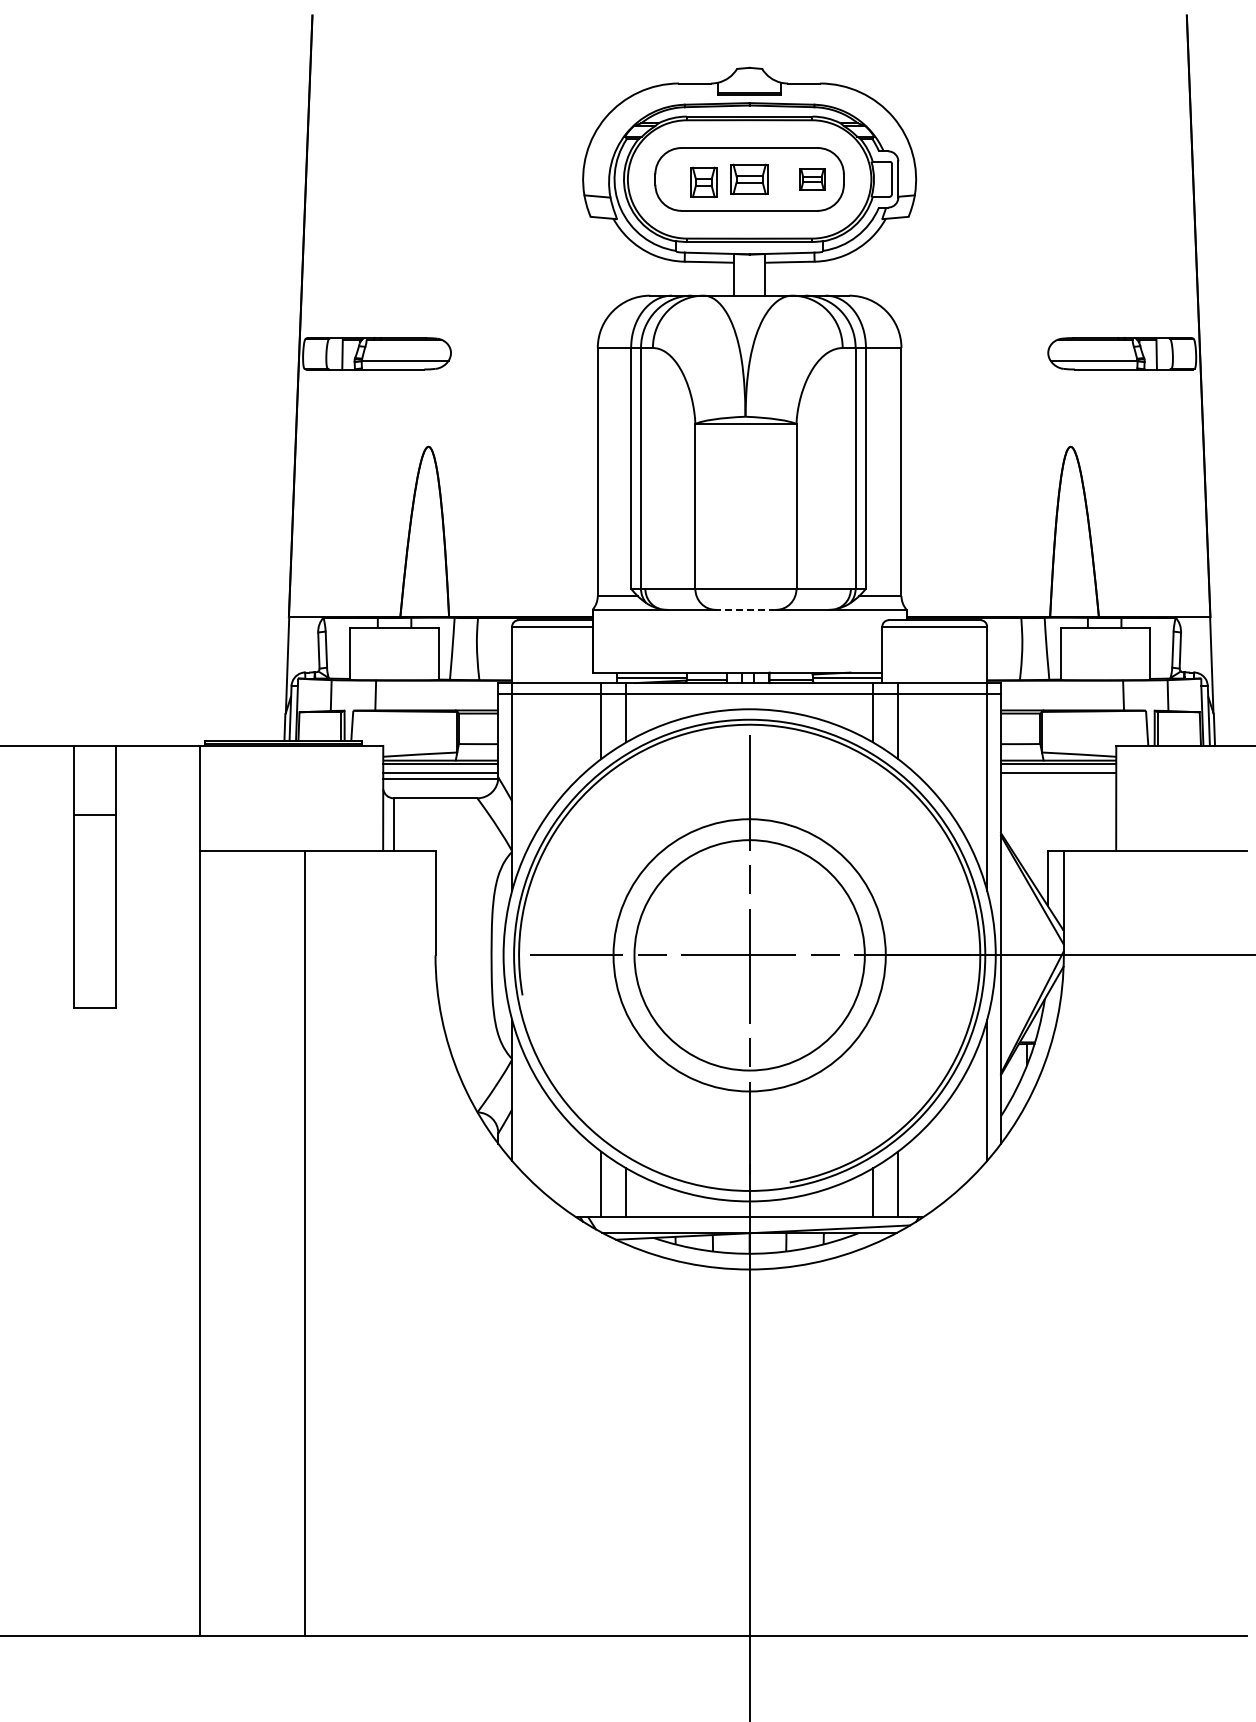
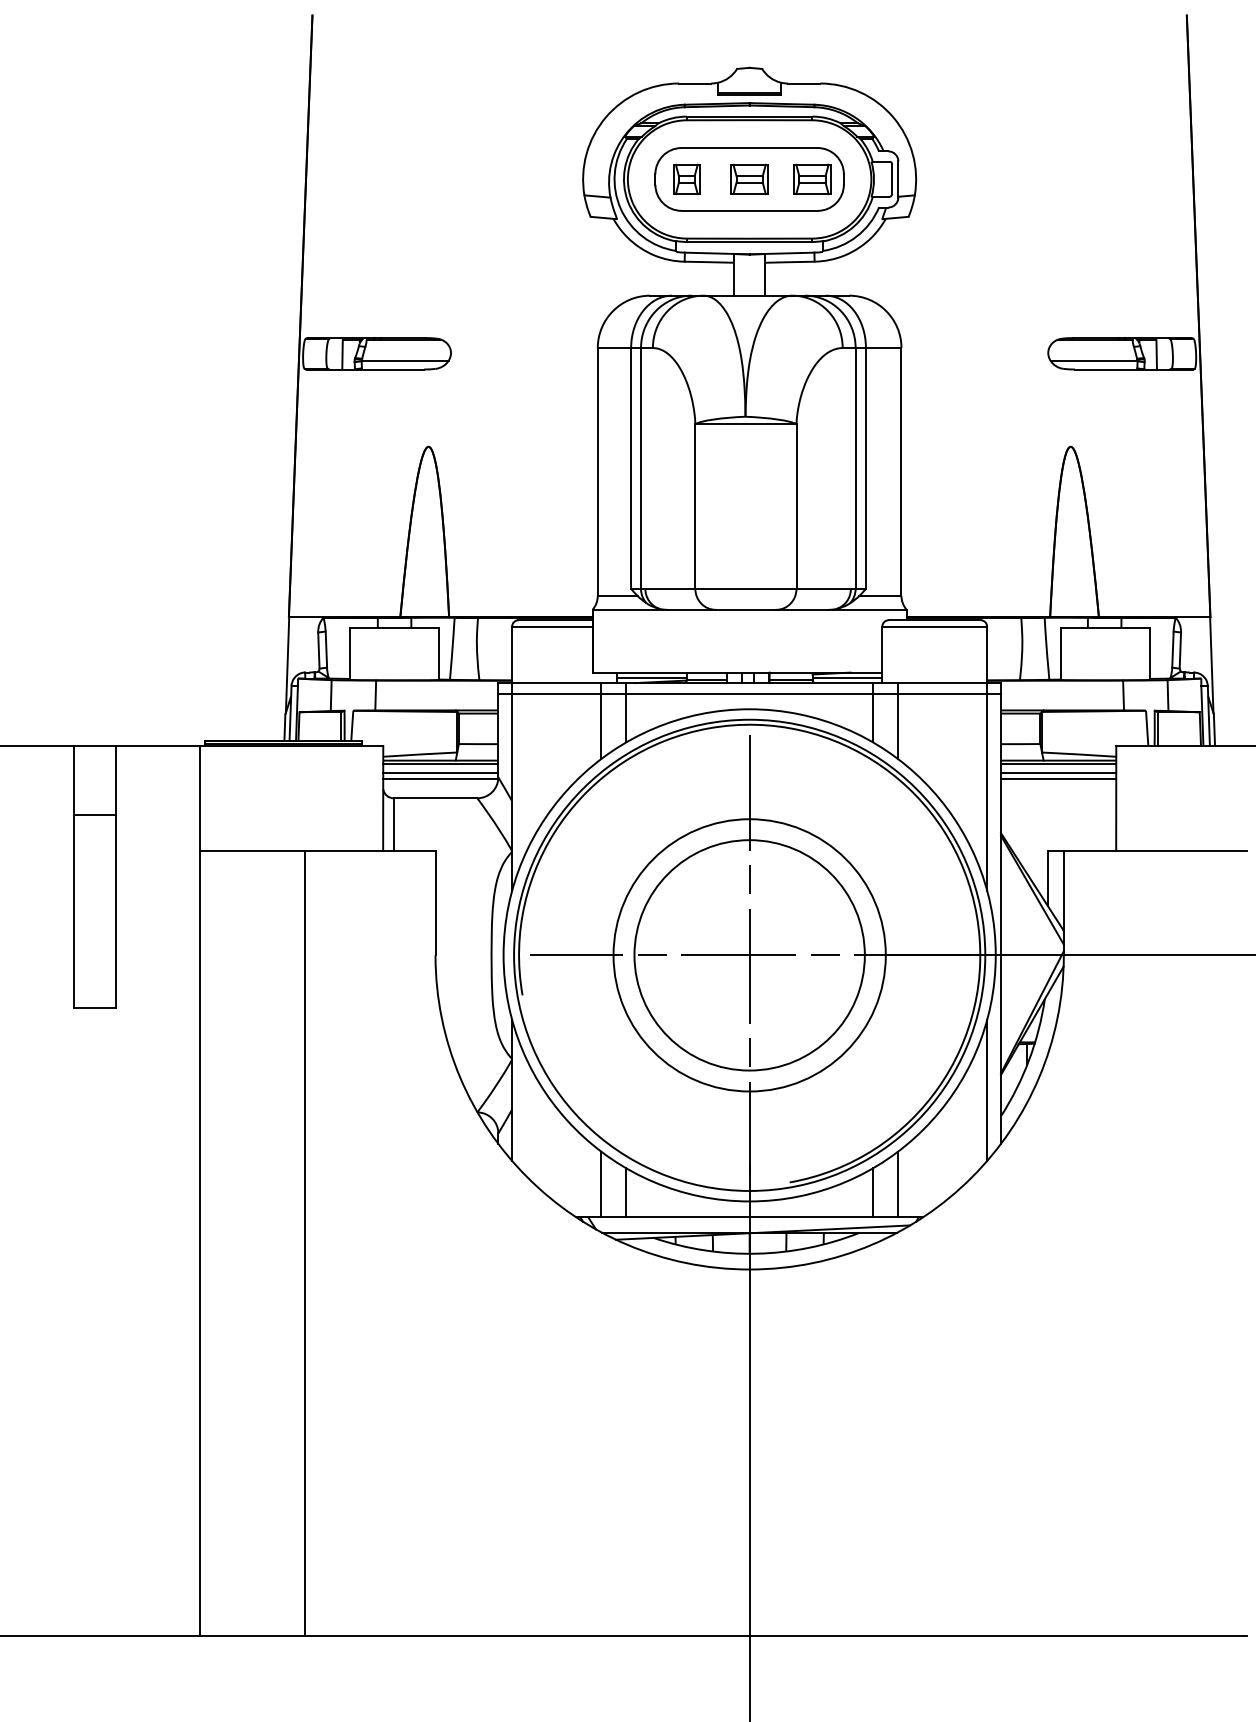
part size: 27x23 px -> 39x33 px (812, 179)
part position: (703, 182) -> (686, 179) (686, 179)
line: dashed -> solid (745, 609)
line: none -> present (1058, 779)
